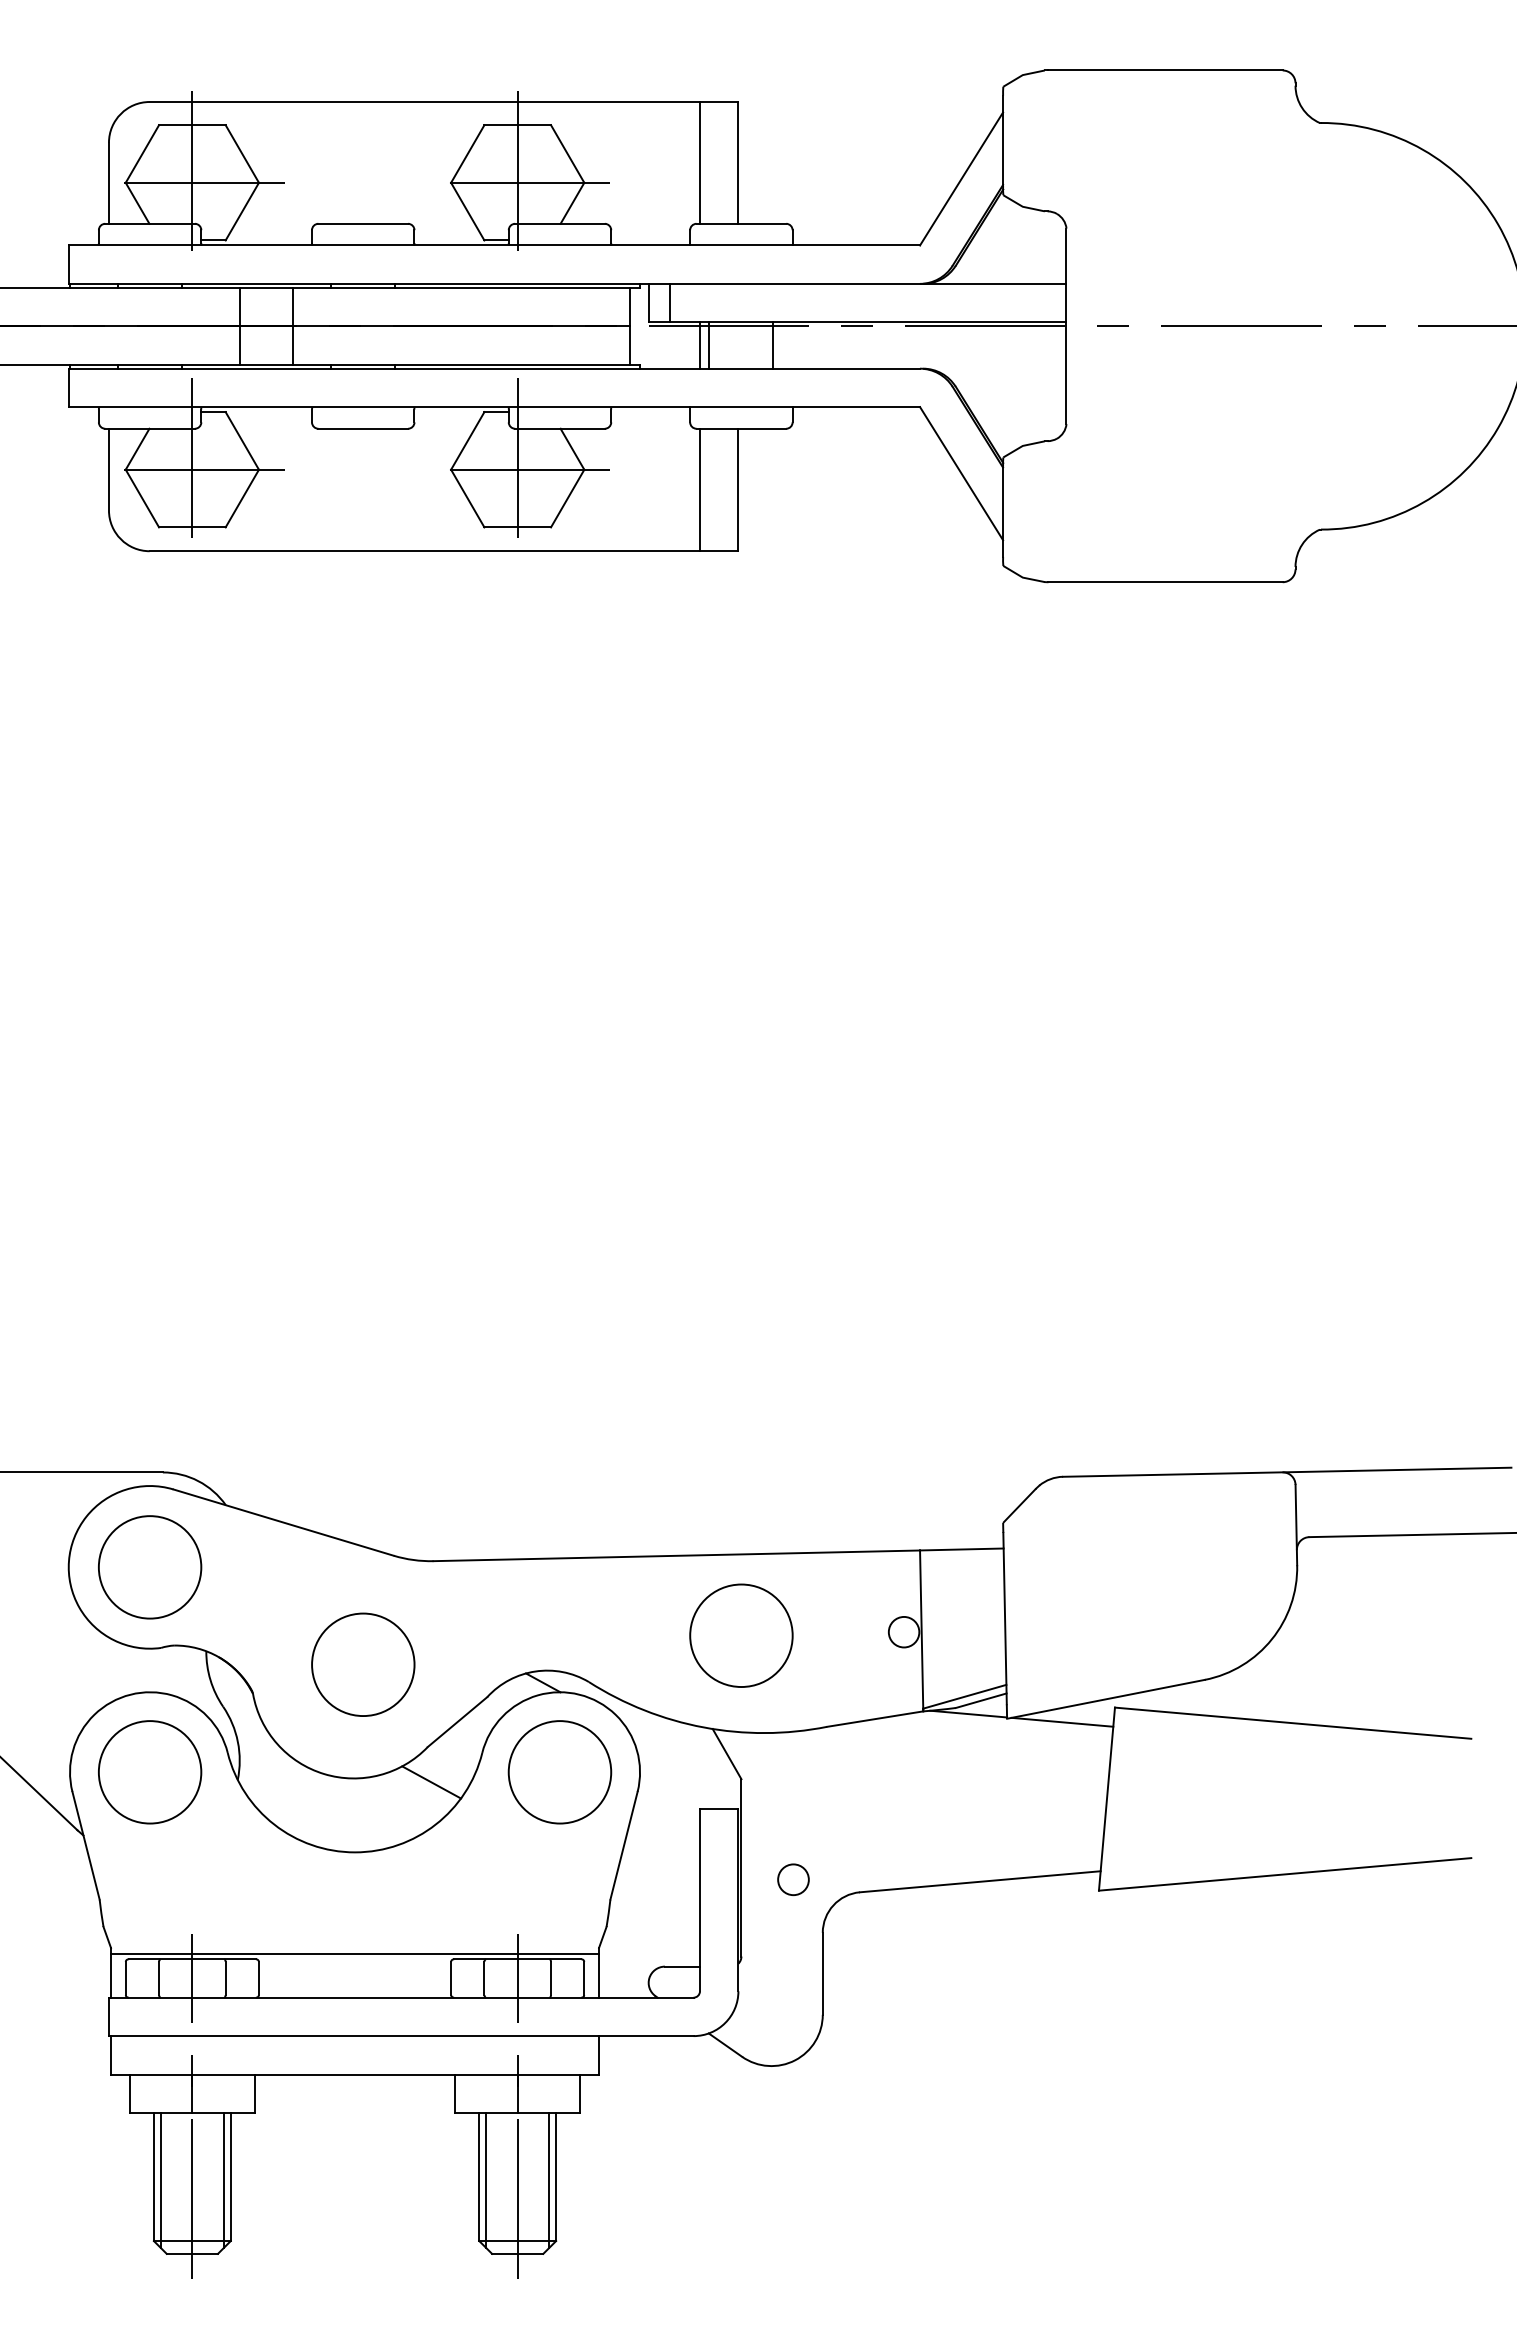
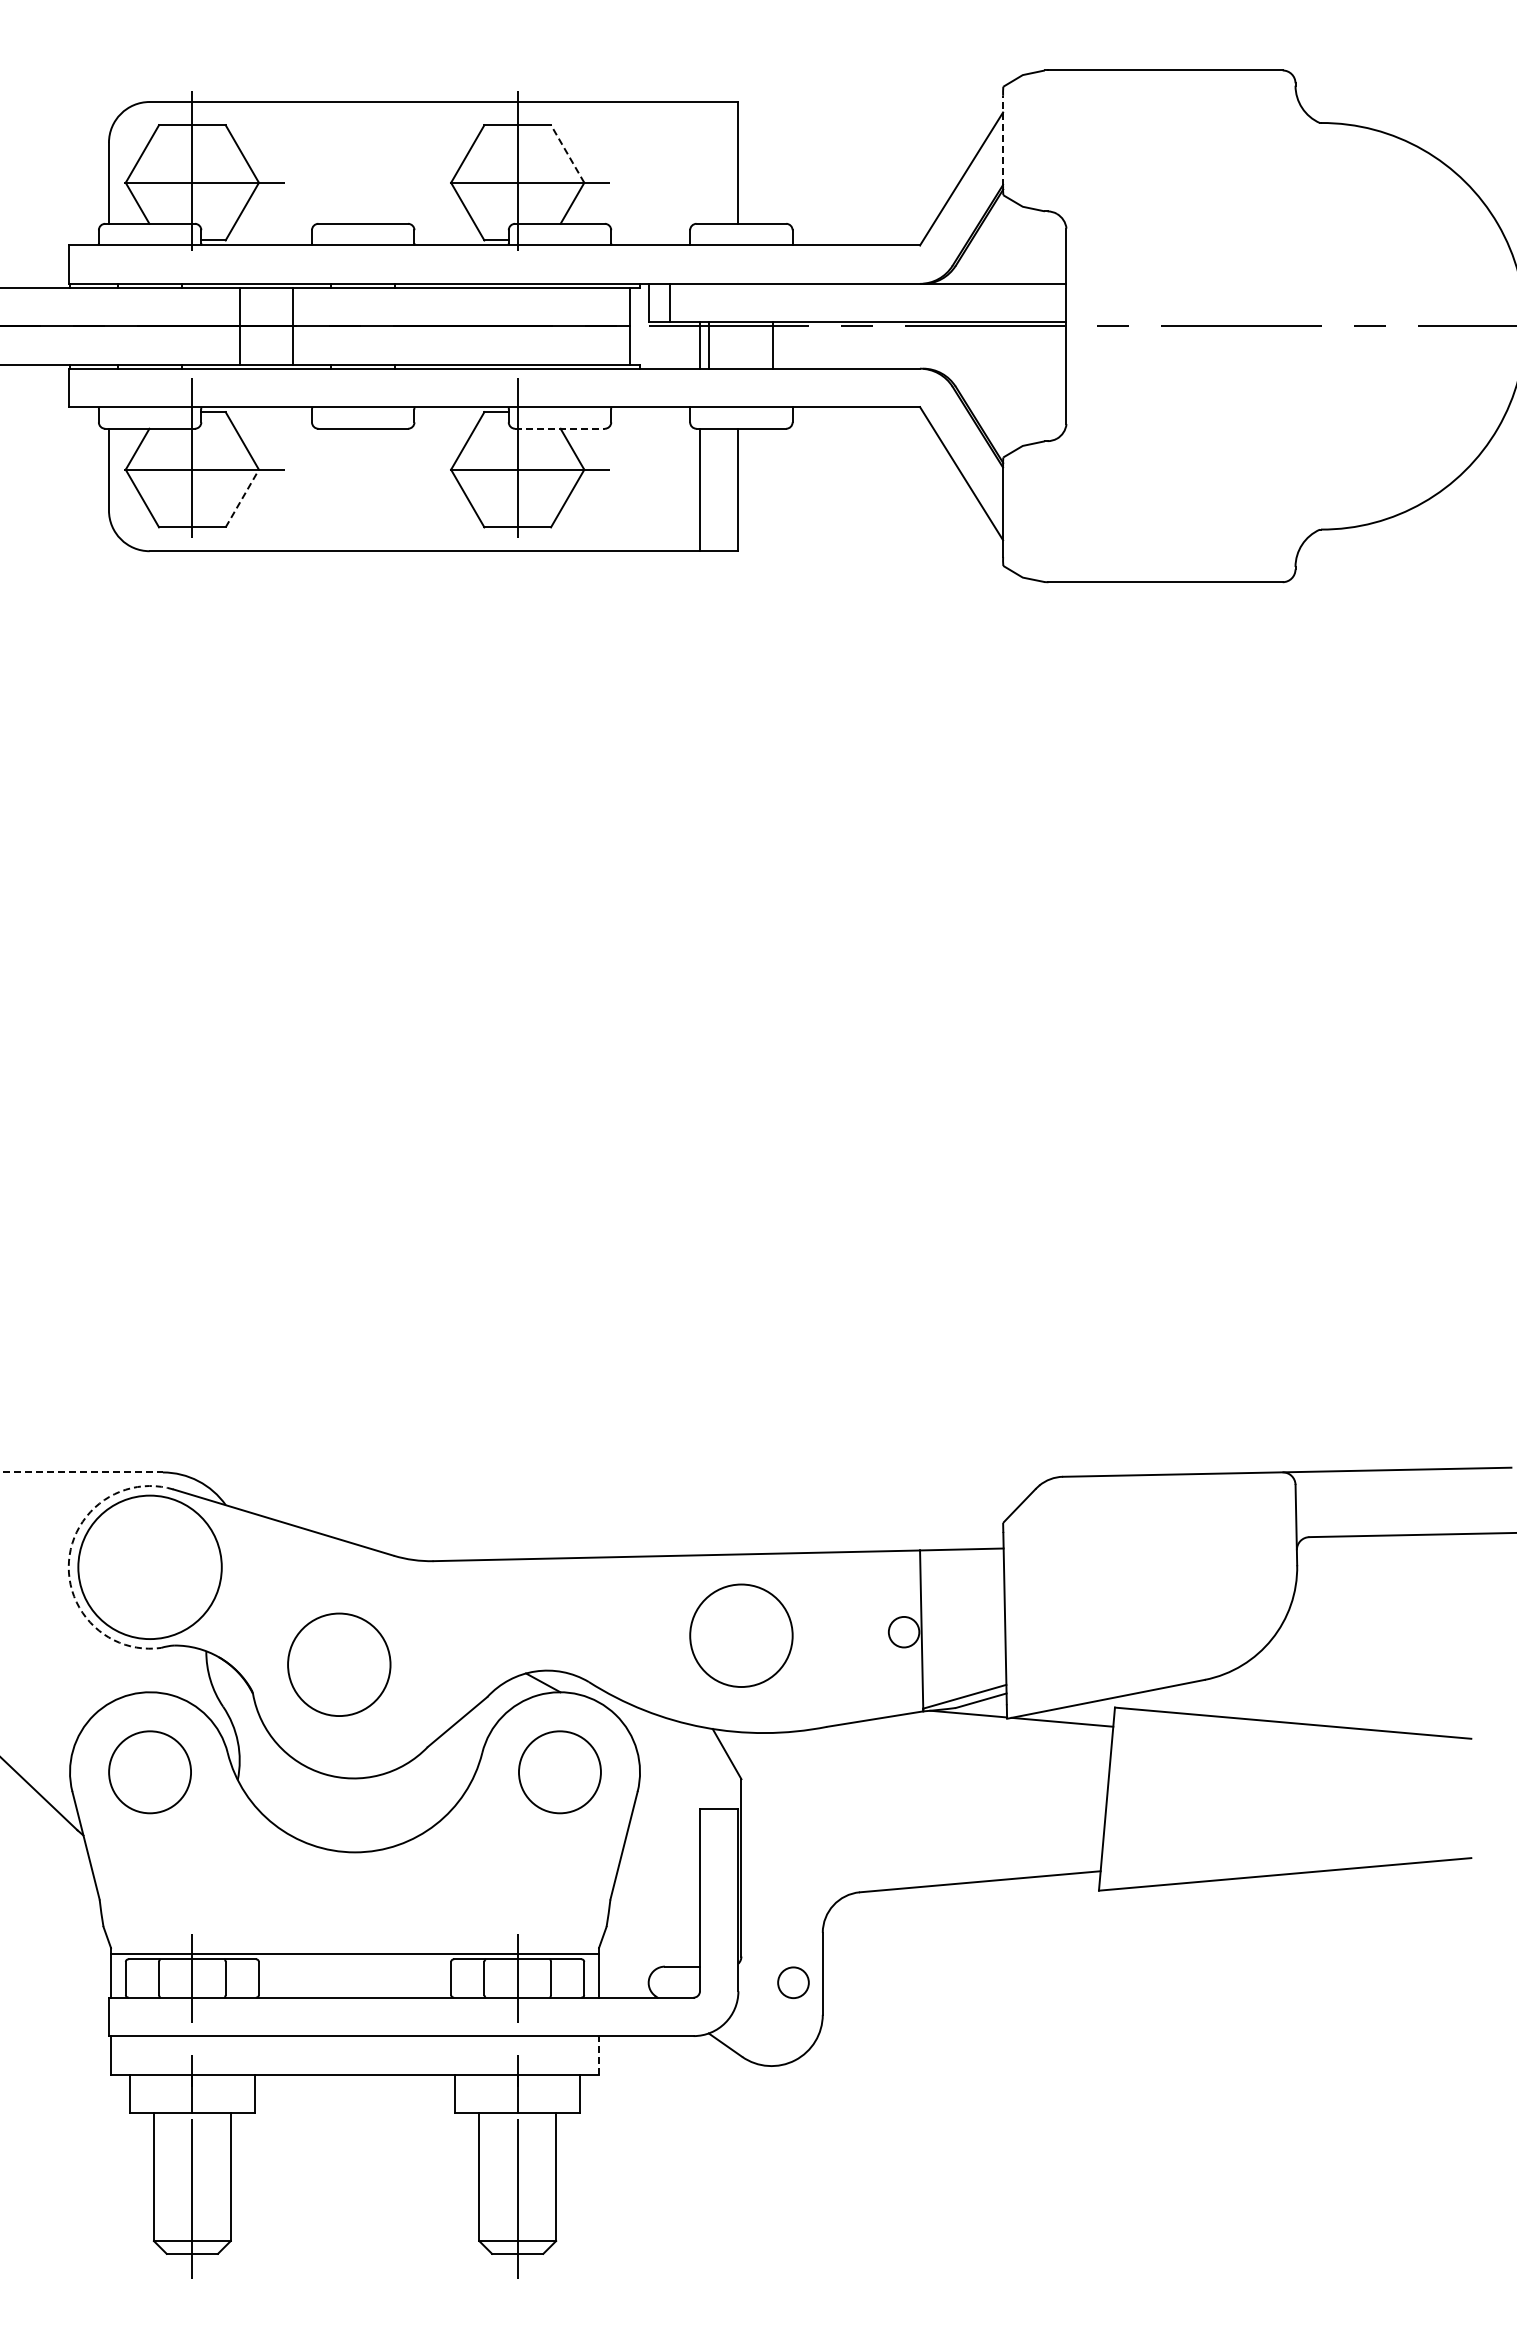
line: solid -> dashed (1003, 140)
line: solid -> dashed (567, 153)
line: present -> none (700, 162)
line: solid -> dashed (560, 428)
line: solid -> dashed (242, 498)
line: solid -> dashed (81, 1472)
arc: solid -> dashed (68, 1561)
circle diameter: 102 px -> 143 px (149, 1567)
circle position: (363, 1664) -> (339, 1664) (339, 1664)
circle diameter: 102 px -> 82 px (150, 1772)
circle diameter: 102 px -> 82 px (559, 1772)
line: present -> none (431, 1782)
circle position: (793, 1879) -> (793, 1982) (793, 1982)
line: solid -> dashed (599, 2054)
line: present -> none (160, 2180)
line: present -> none (223, 2180)
line: present -> none (486, 2180)
line: present -> none (549, 2180)
